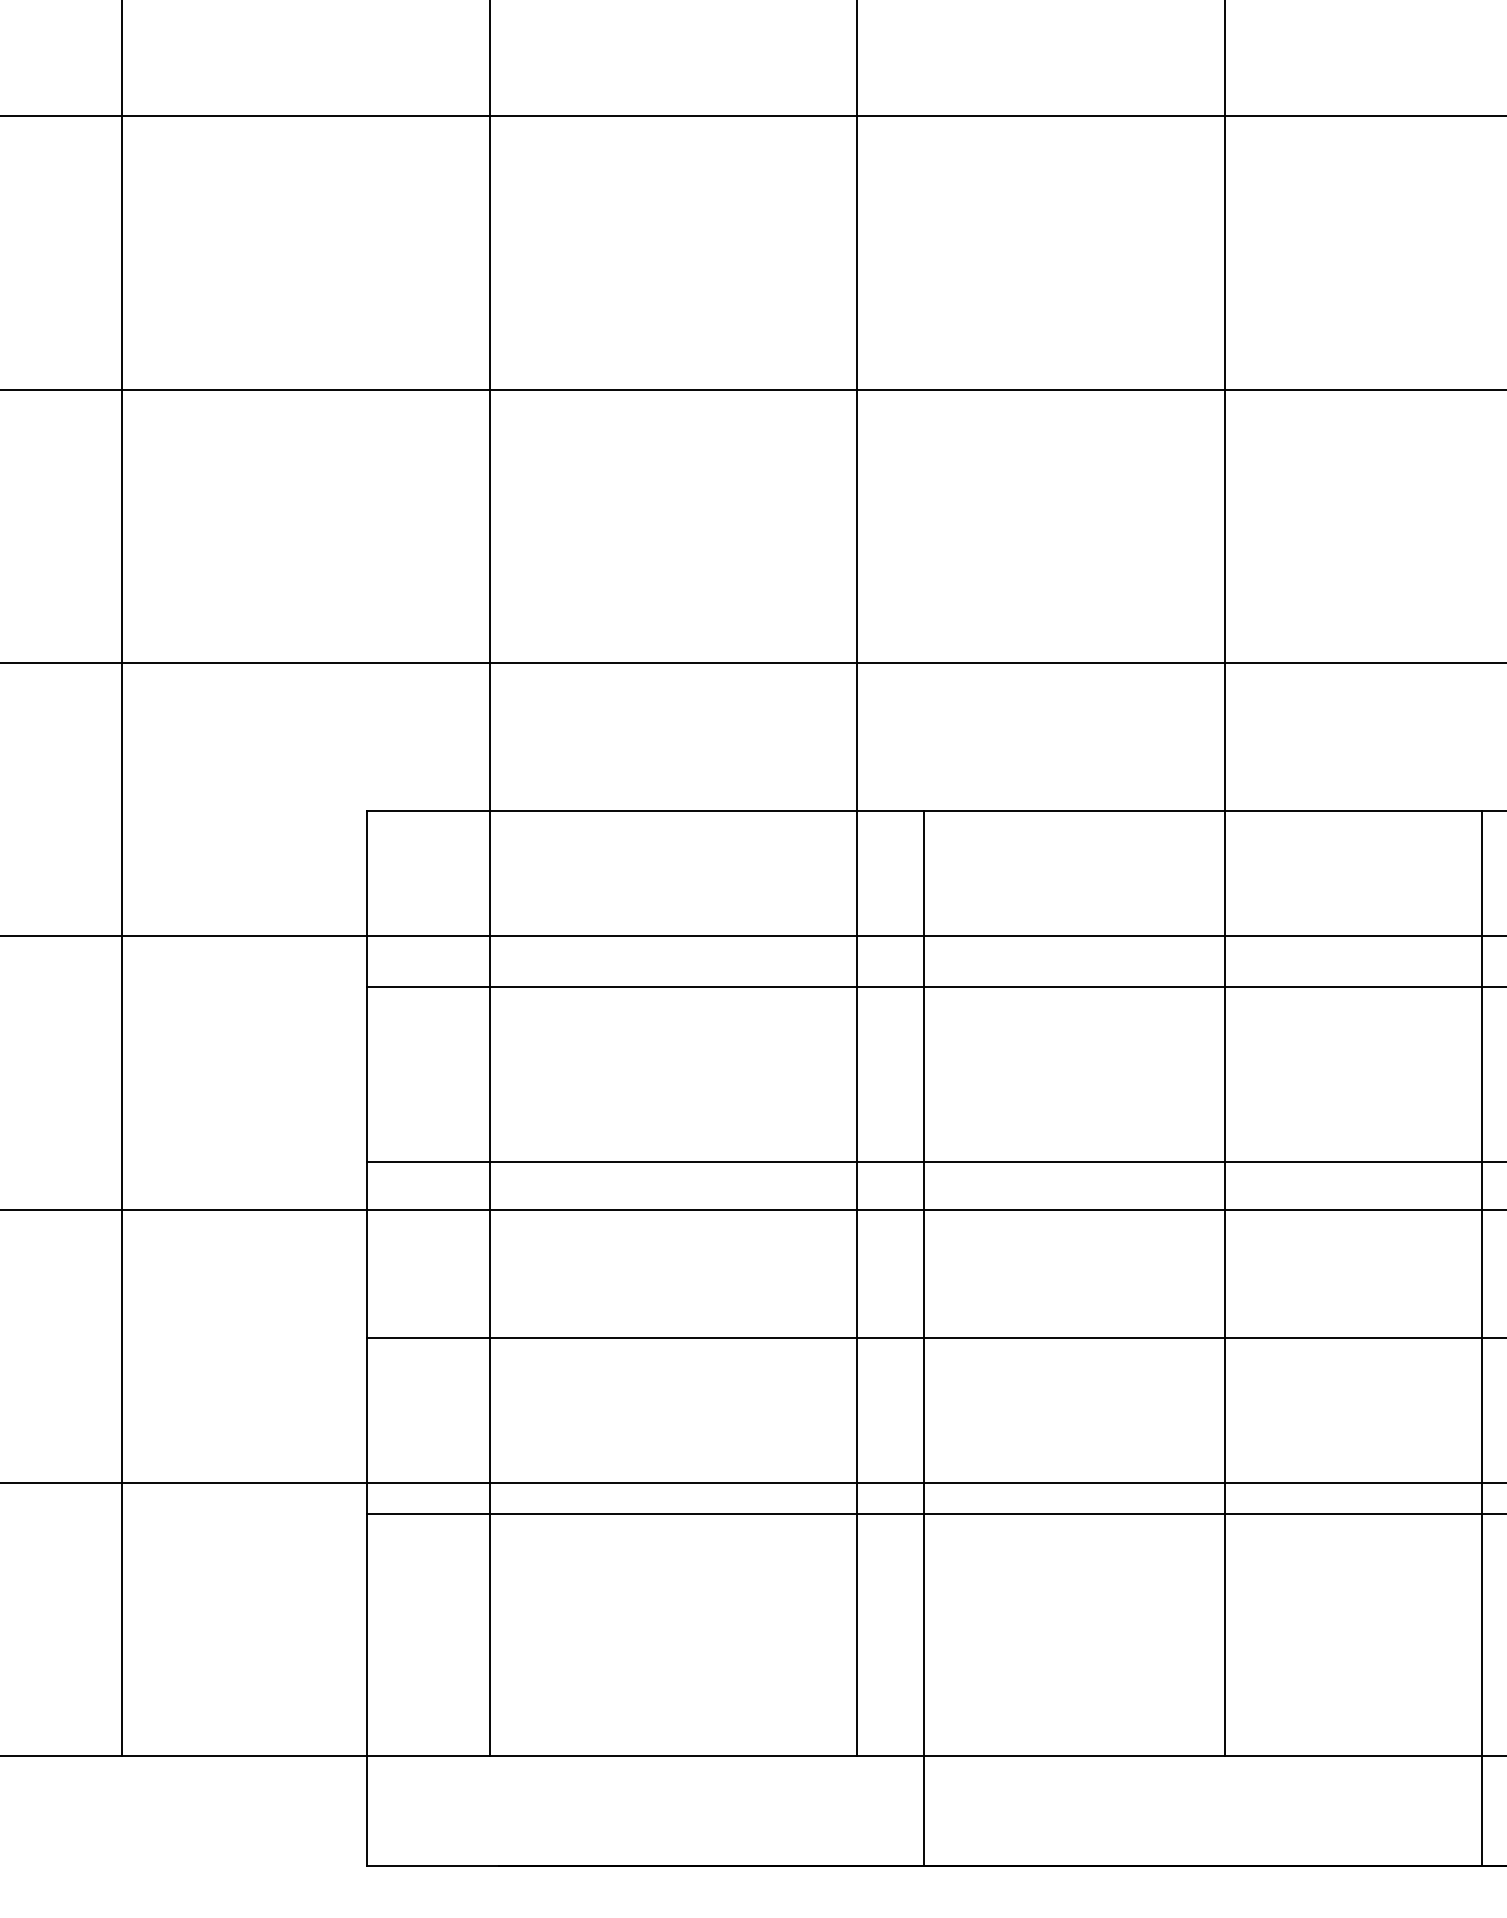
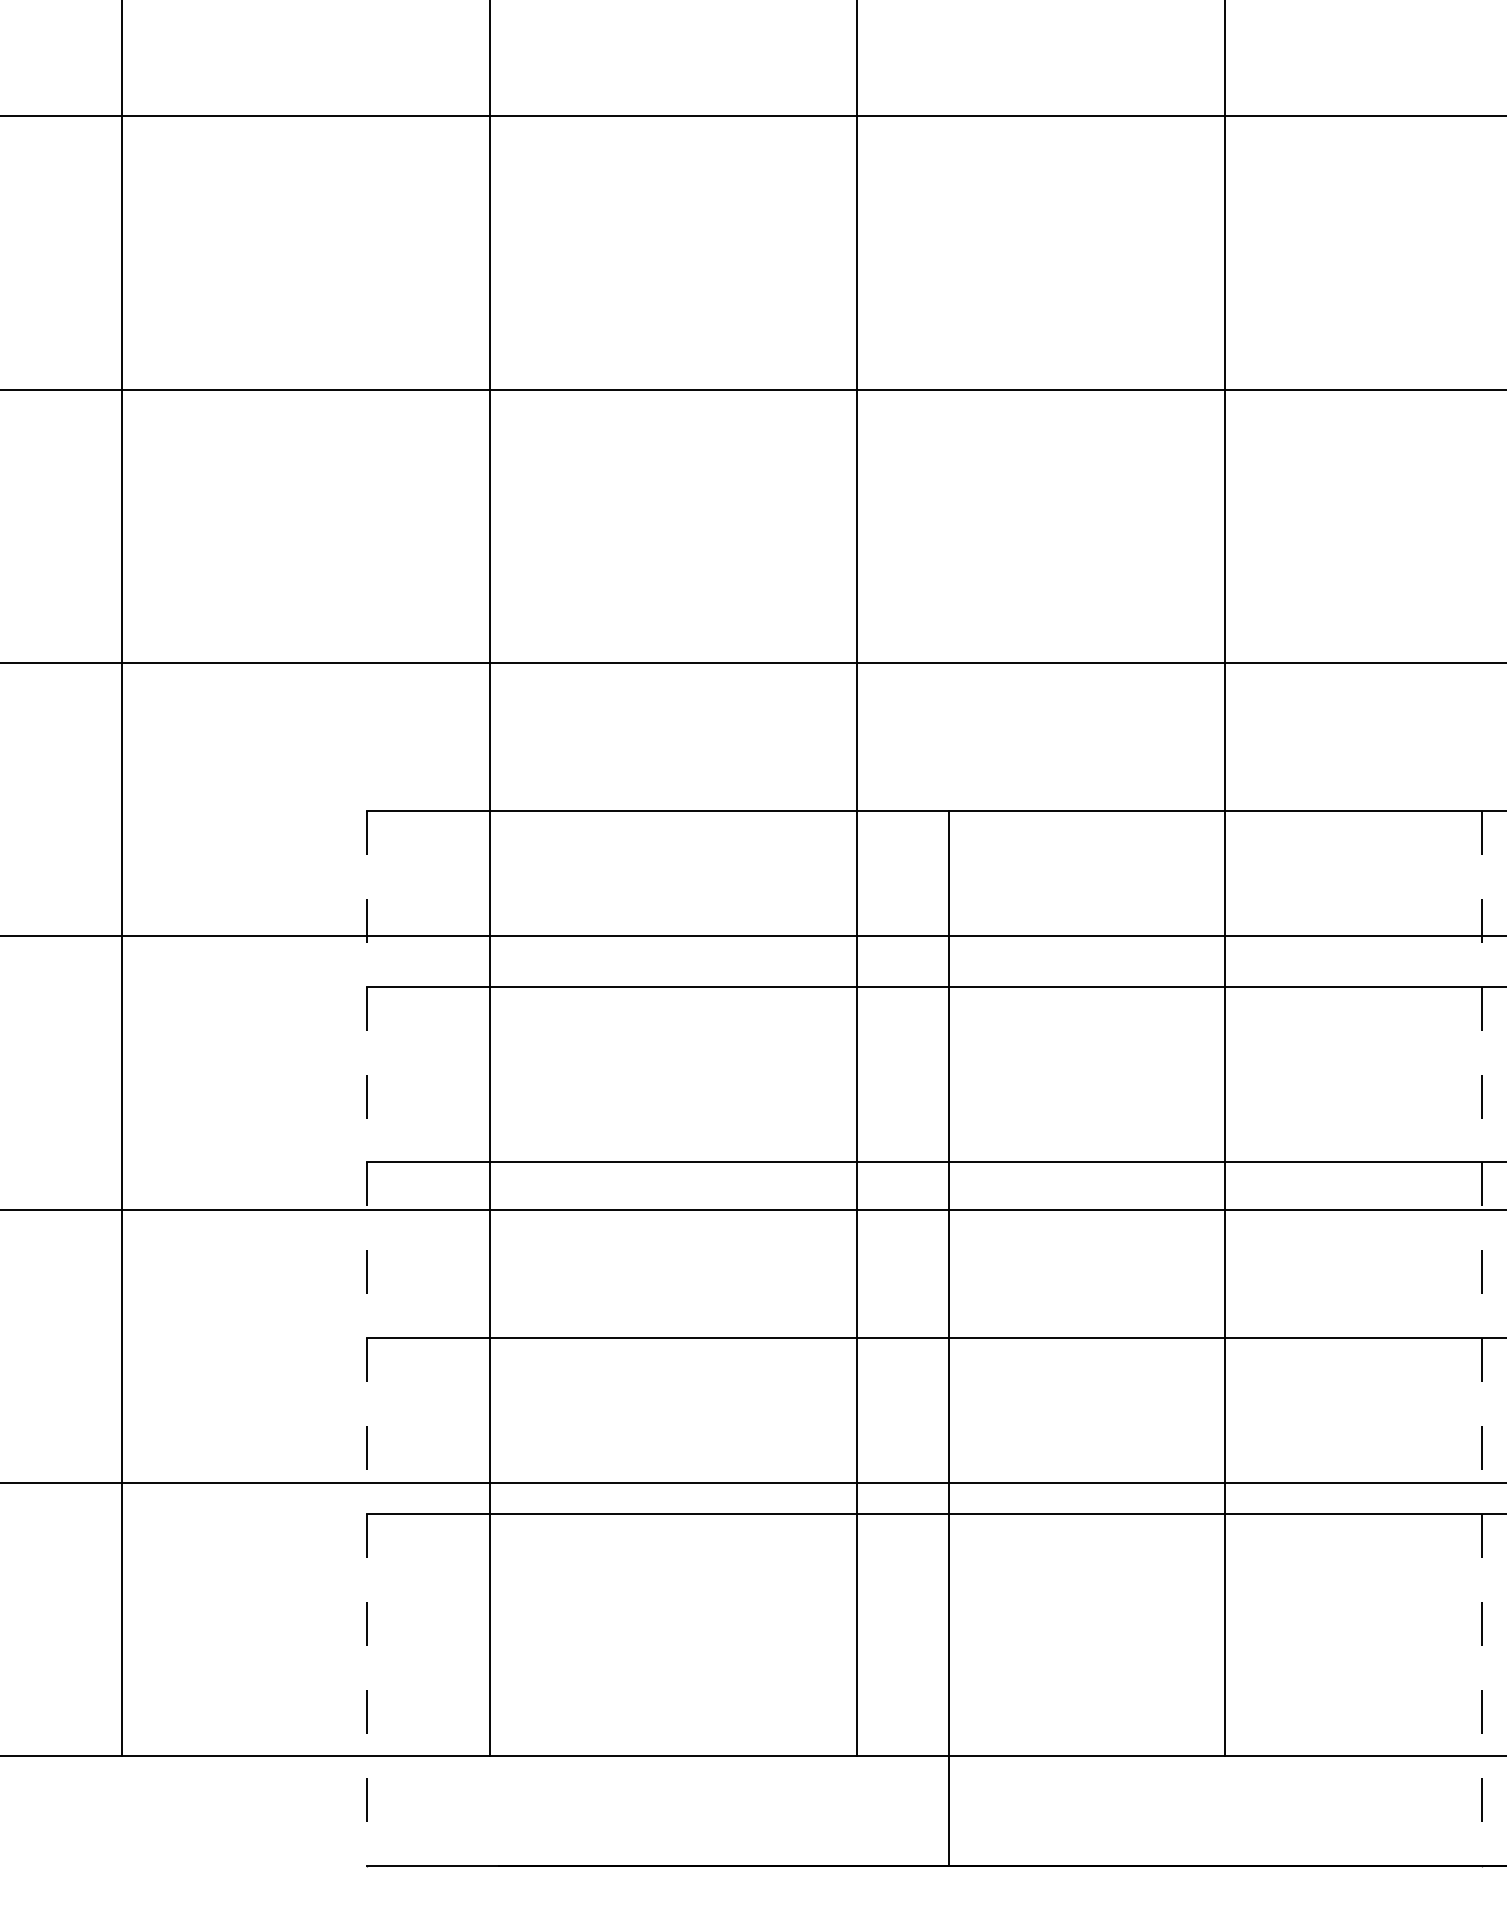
line: solid -> dashed (367, 1338)
line position: (924, 1338) -> (949, 1338) (949, 1338)
line: solid -> dashed (1481, 1338)
